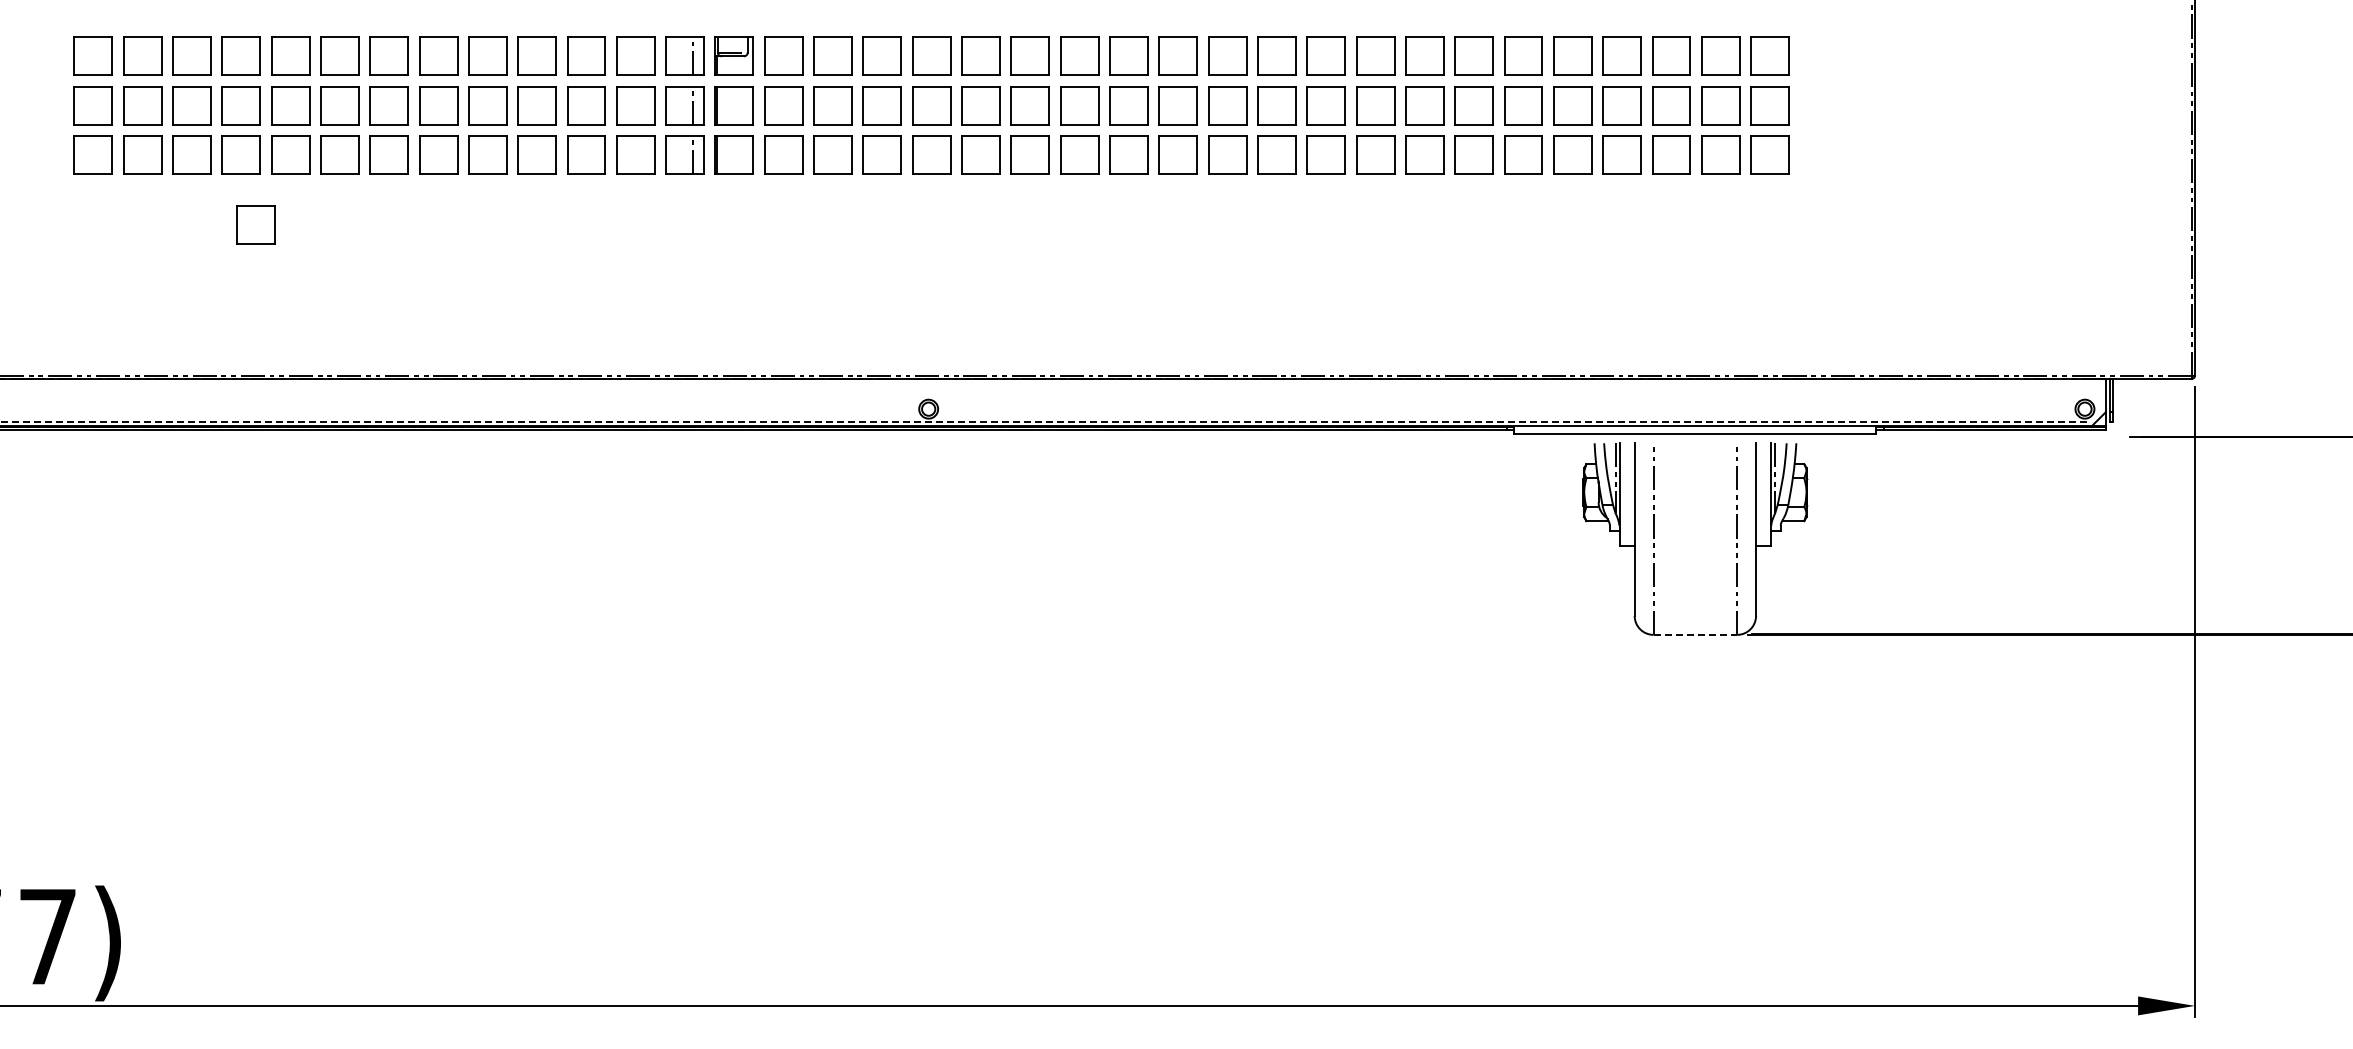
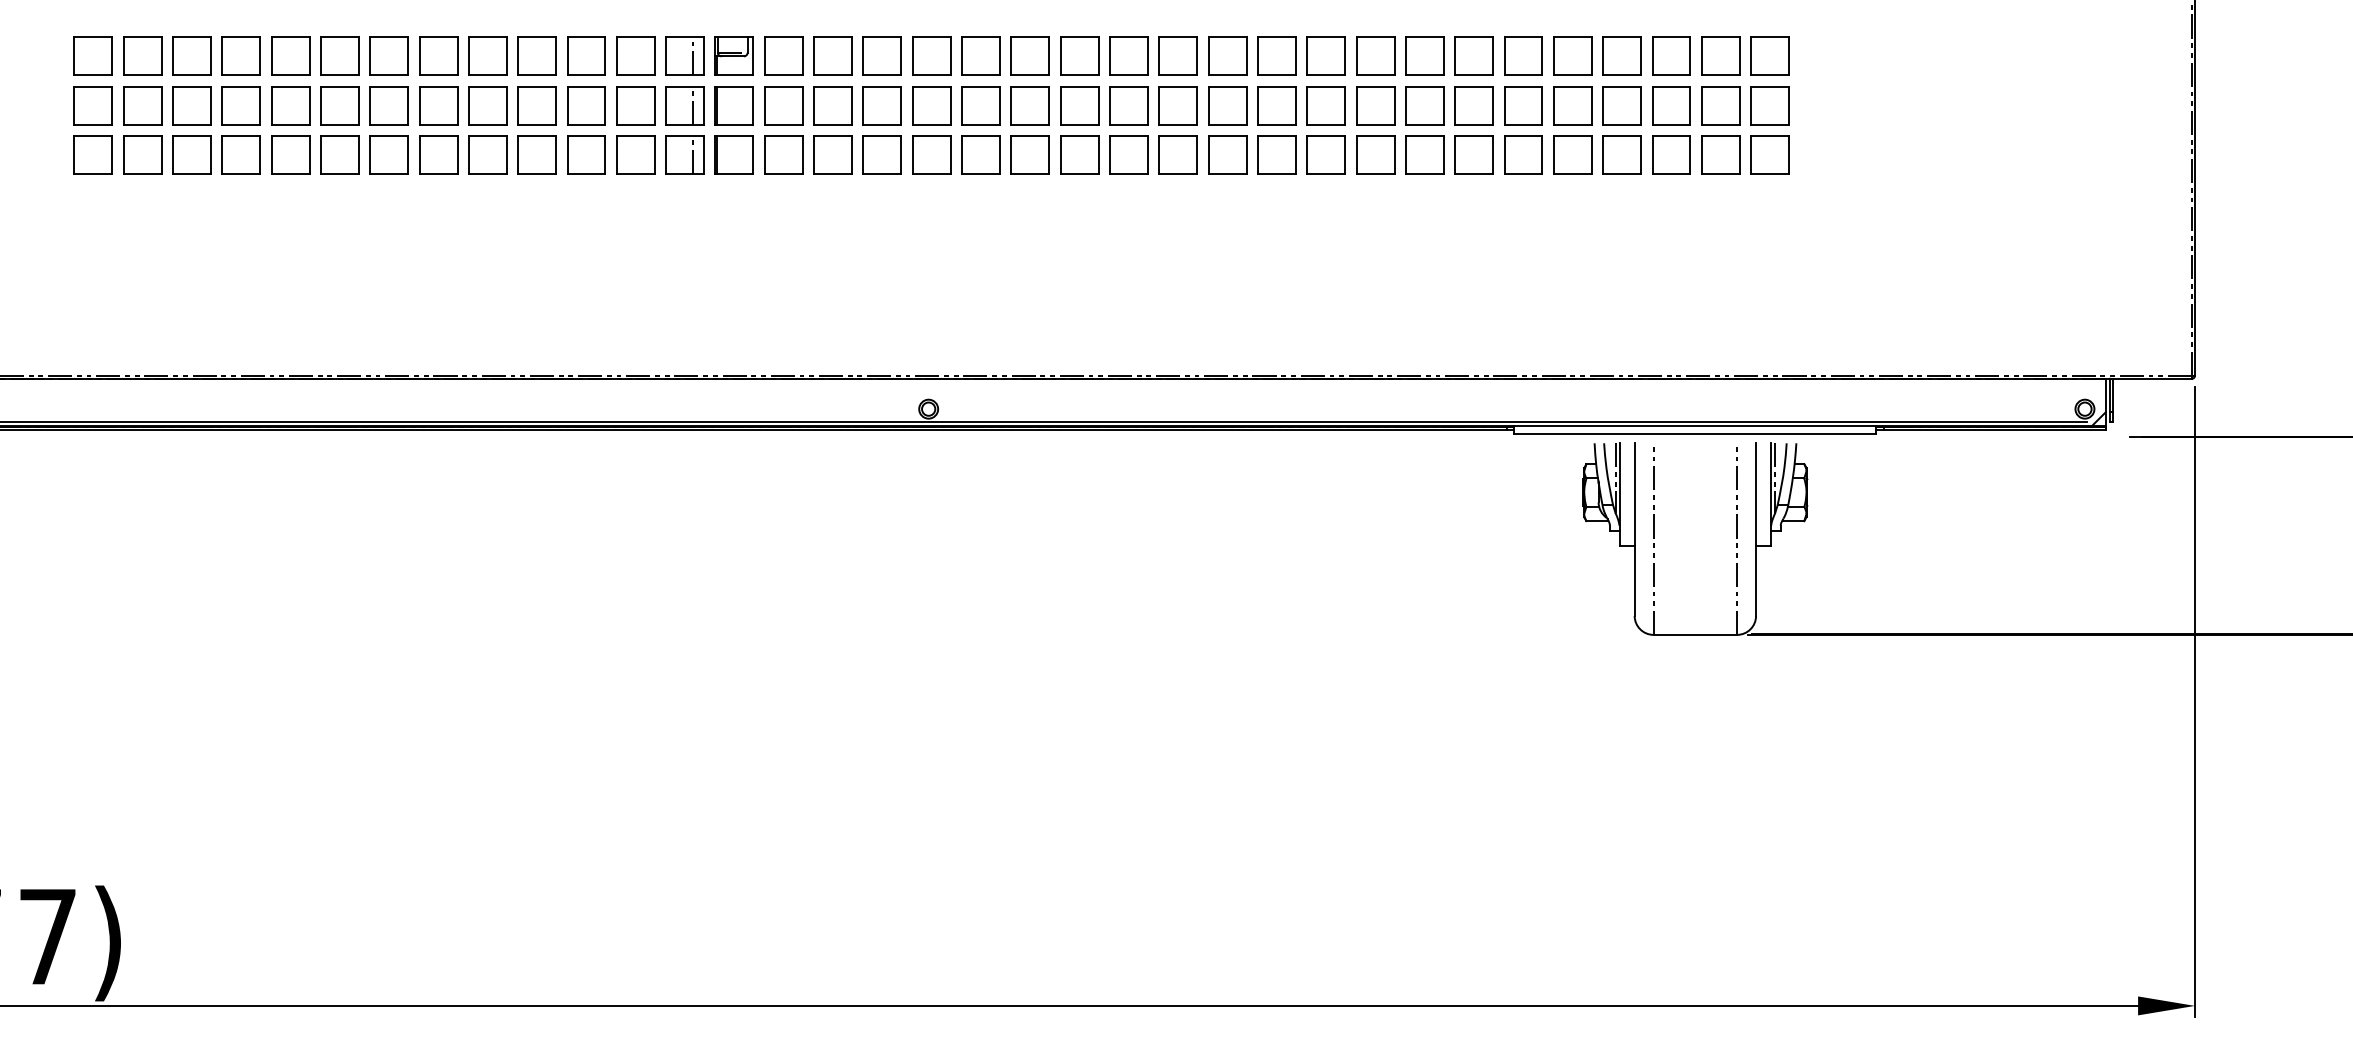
part: present -> none (255, 224)
line: dashed -> solid (1042, 421)
line: dashed -> solid (1695, 634)
